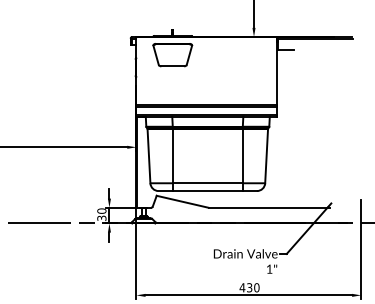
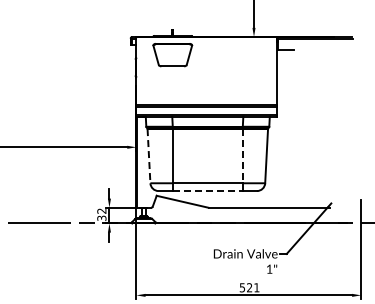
line: solid -> dashed (149, 156)
line: solid -> dashed (242, 156)
line: solid -> dashed (208, 191)
text: 30 -> 32 (101, 210)
text: 430 -> 521 (249, 287)
